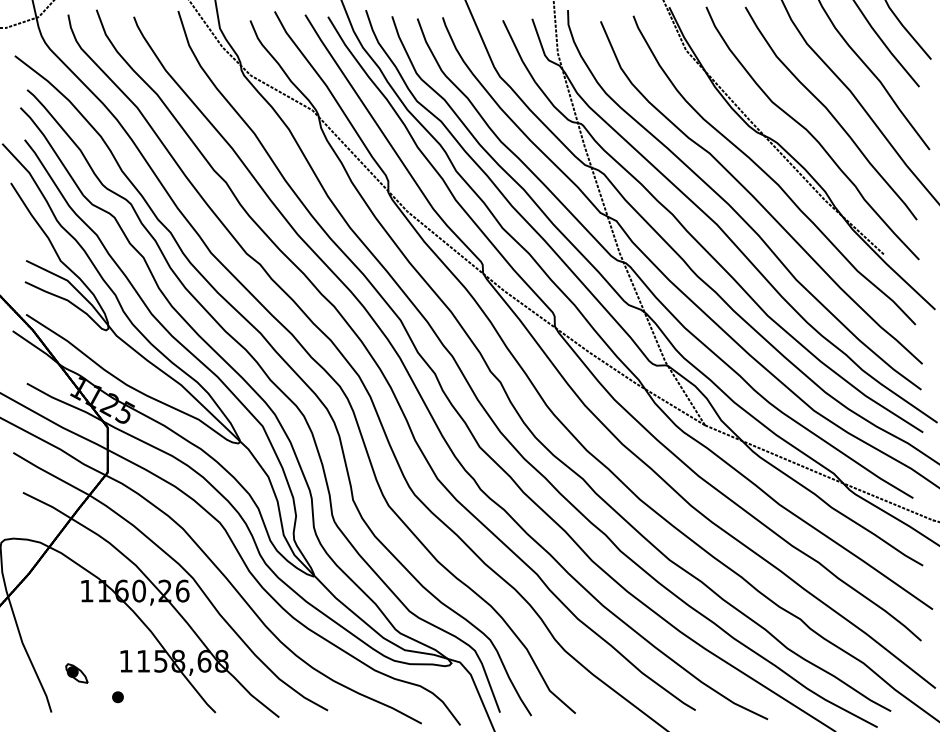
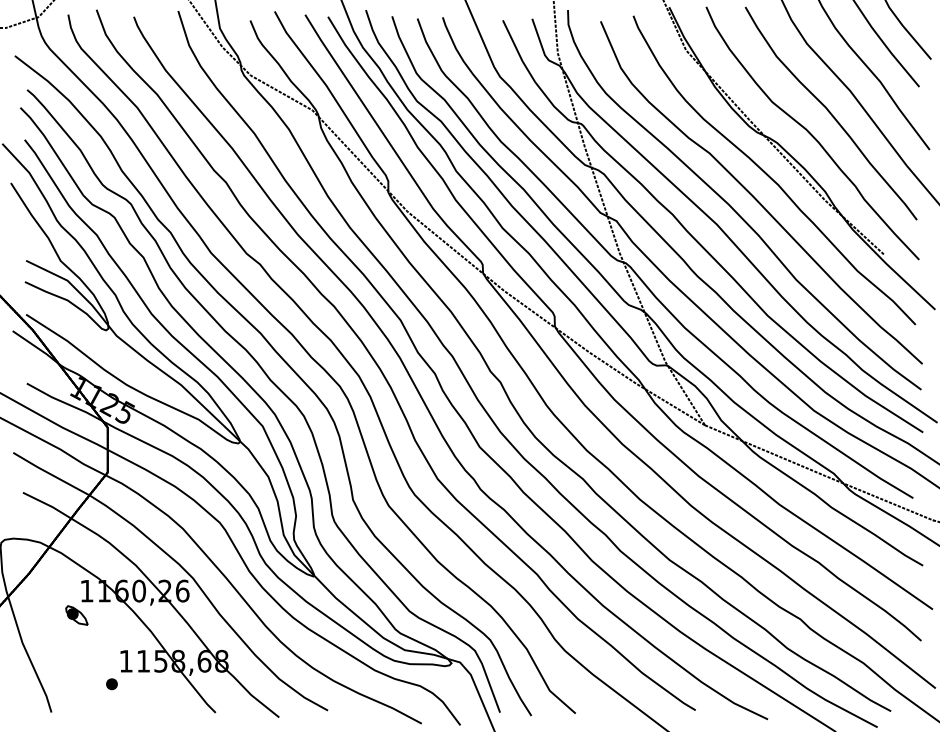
part position: (76, 673) -> (76, 615) (76, 615)
part position: (117, 697) -> (111, 684) (111, 684)
